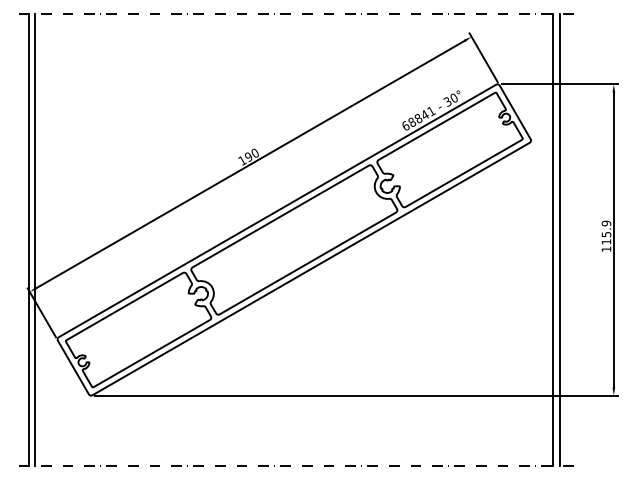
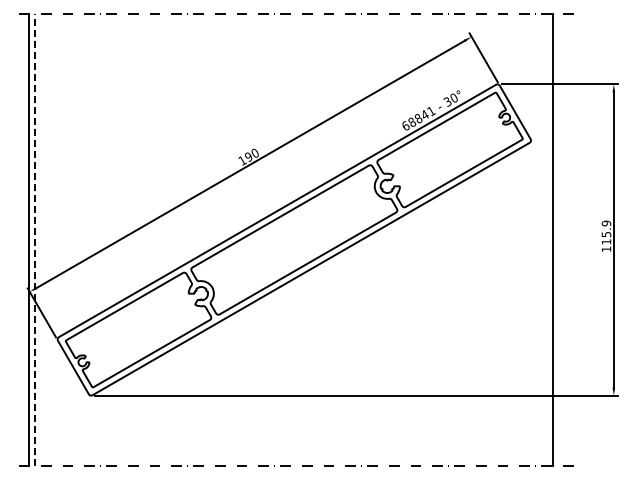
line: solid -> dashed (35, 239)
line: present -> none (560, 239)
